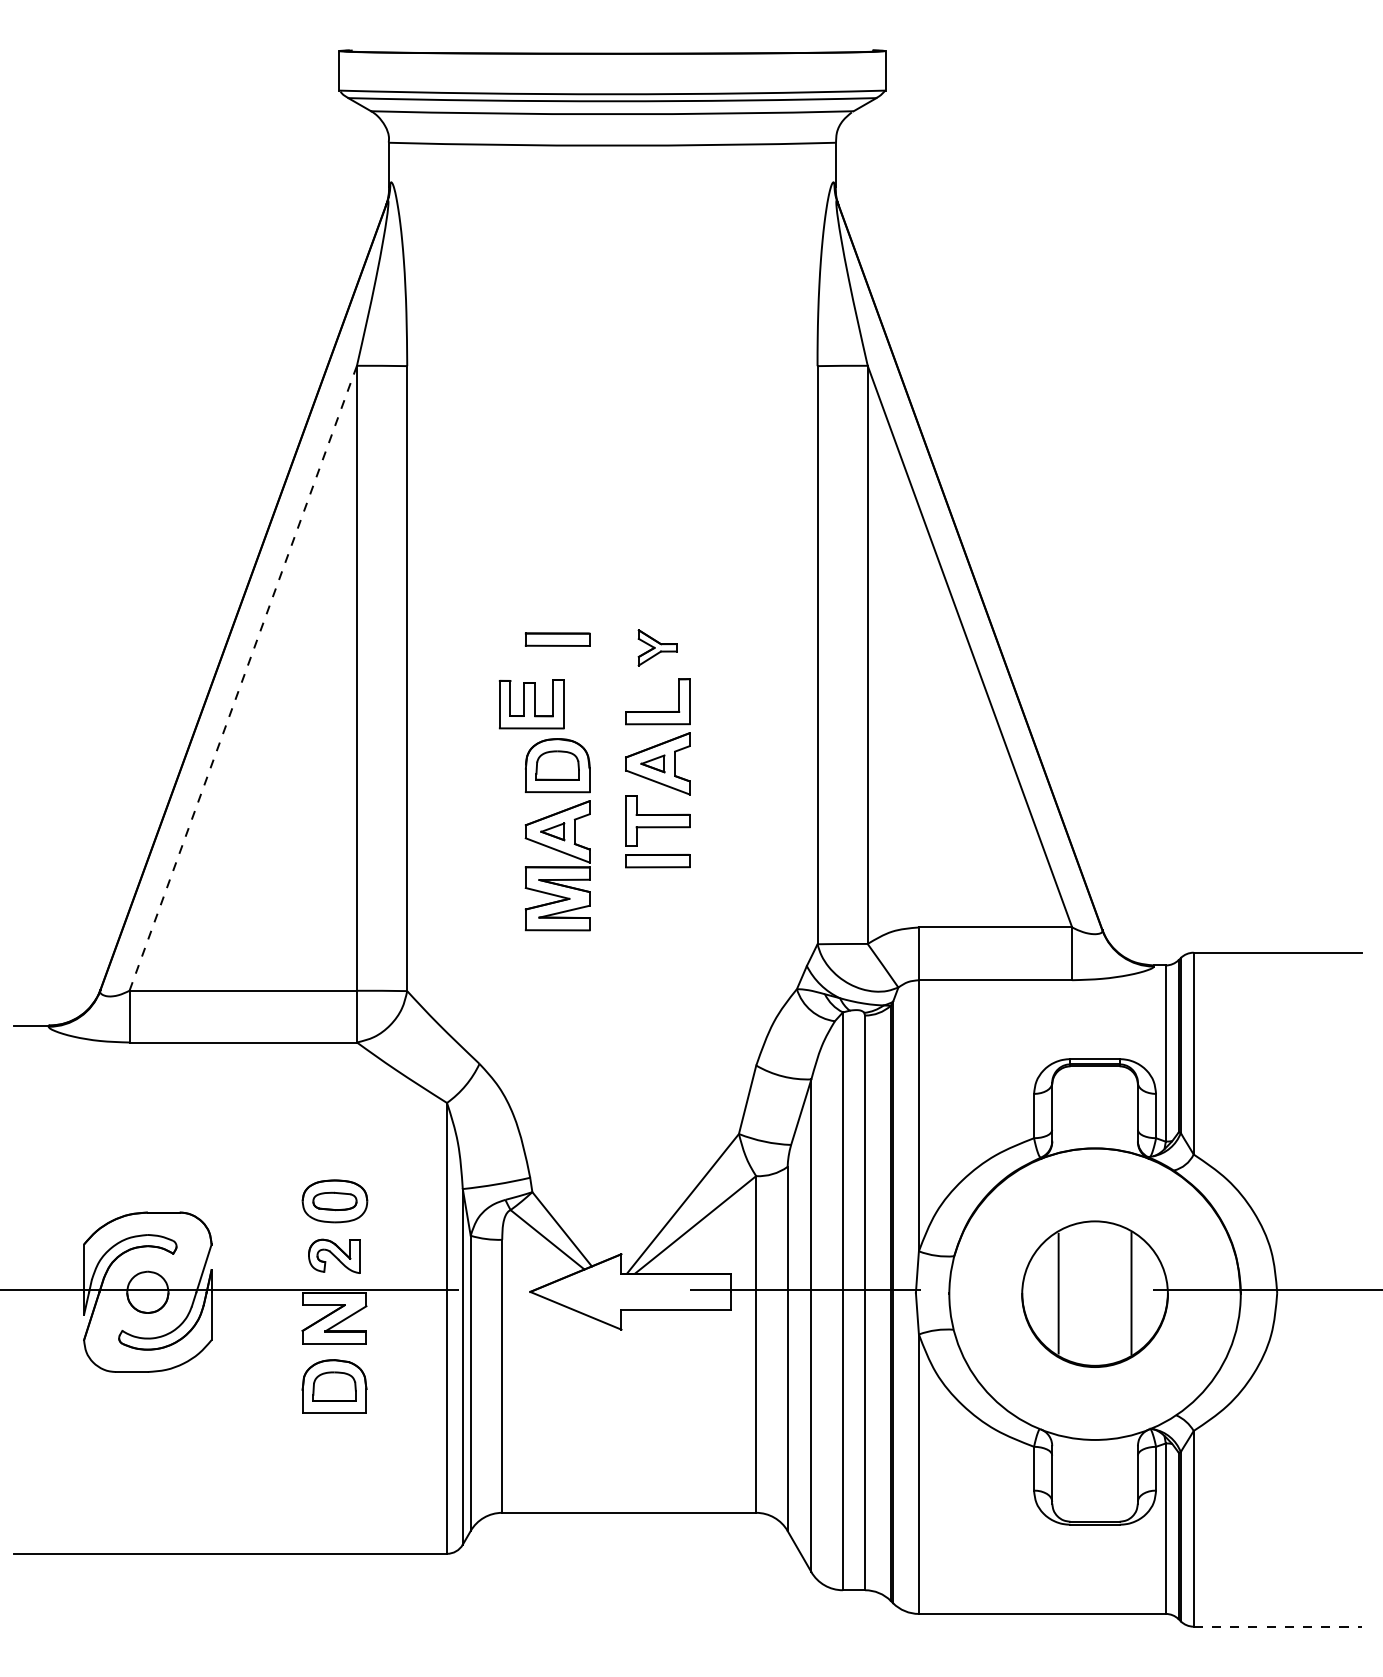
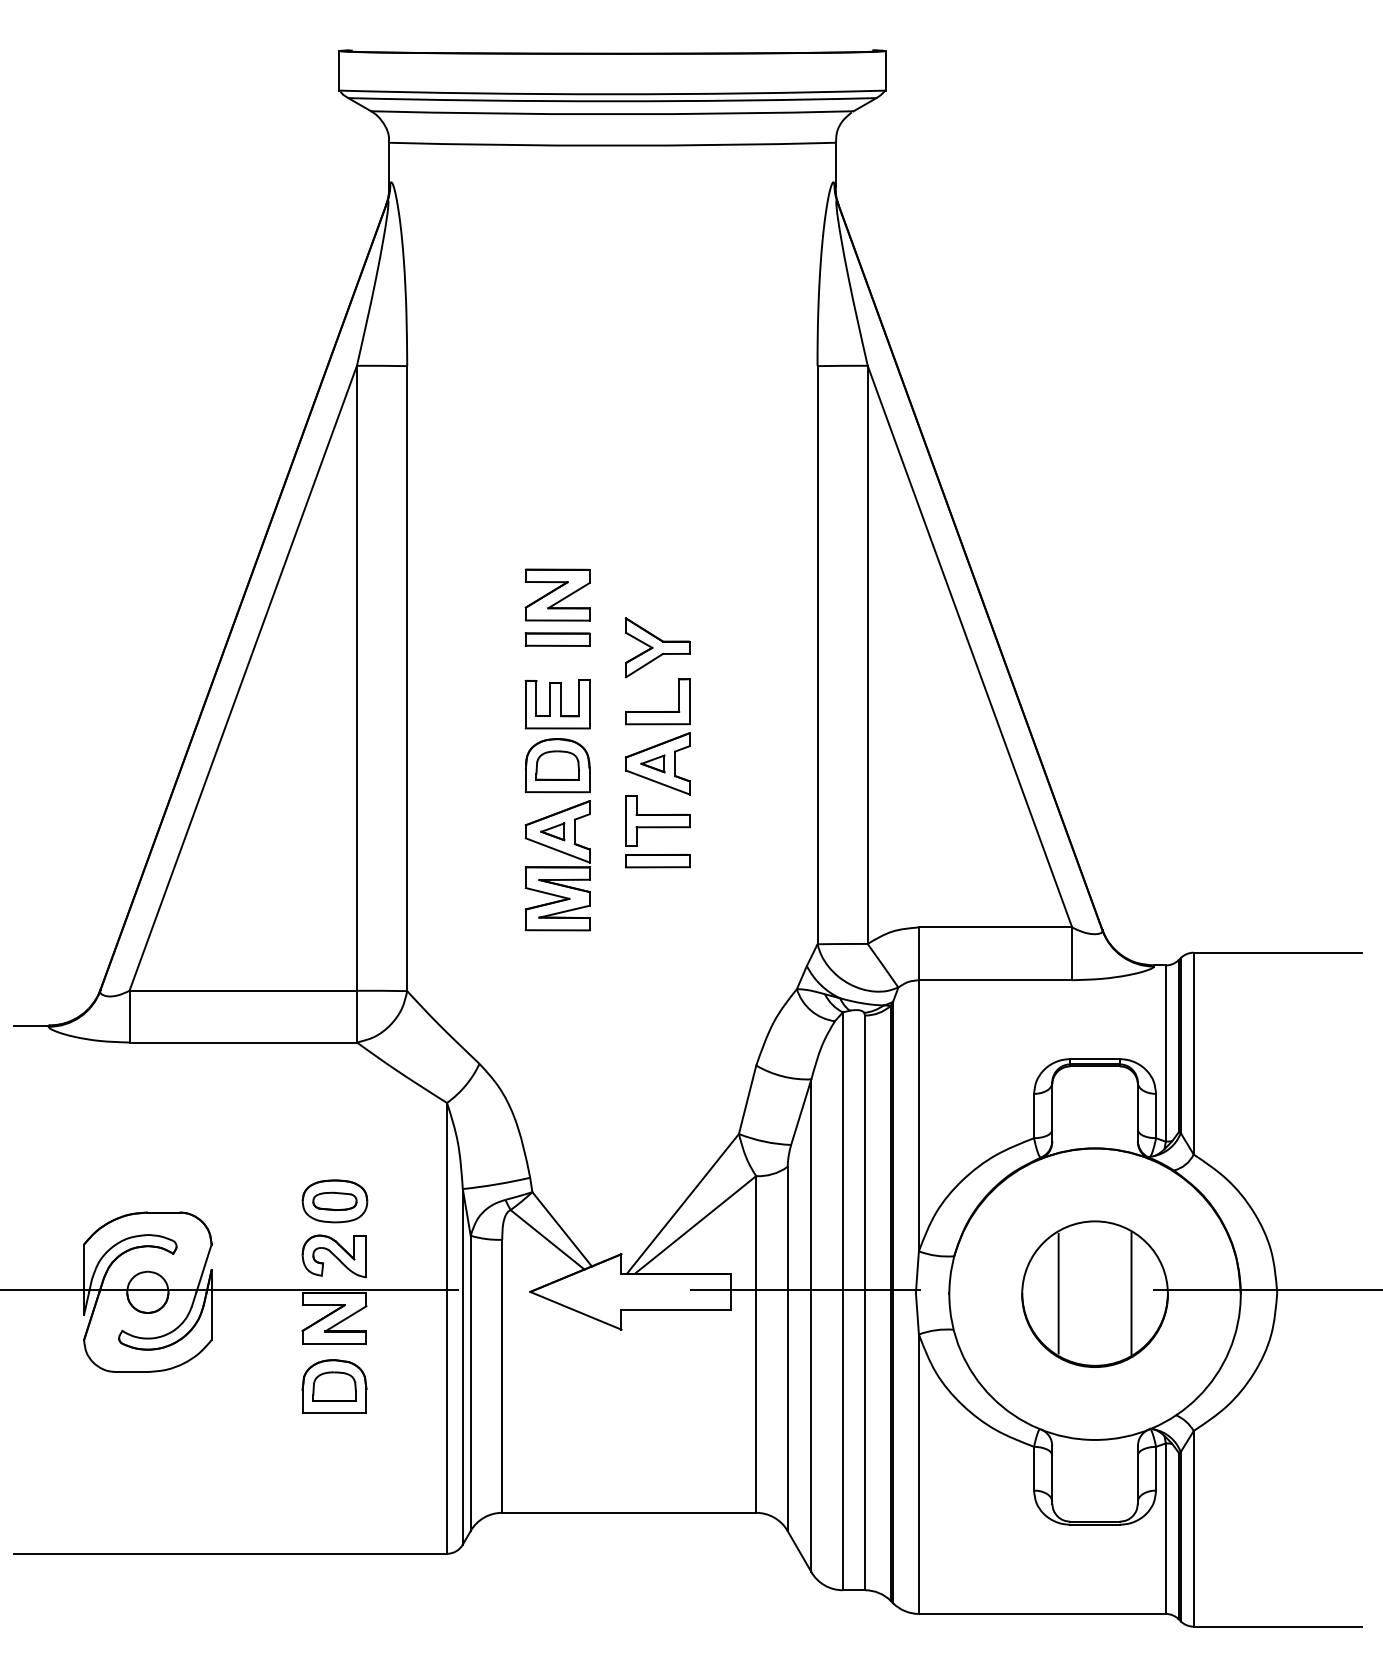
part: none -> present (557, 594)
part size: 41x38 px -> 66x62 px (657, 647)
line: dashed -> solid (243, 678)
part position: (531, 704) -> (557, 704) (557, 704)
part size: 53x36 px -> 66x45 px (333, 1256)
line: dashed -> solid (1278, 1626)
